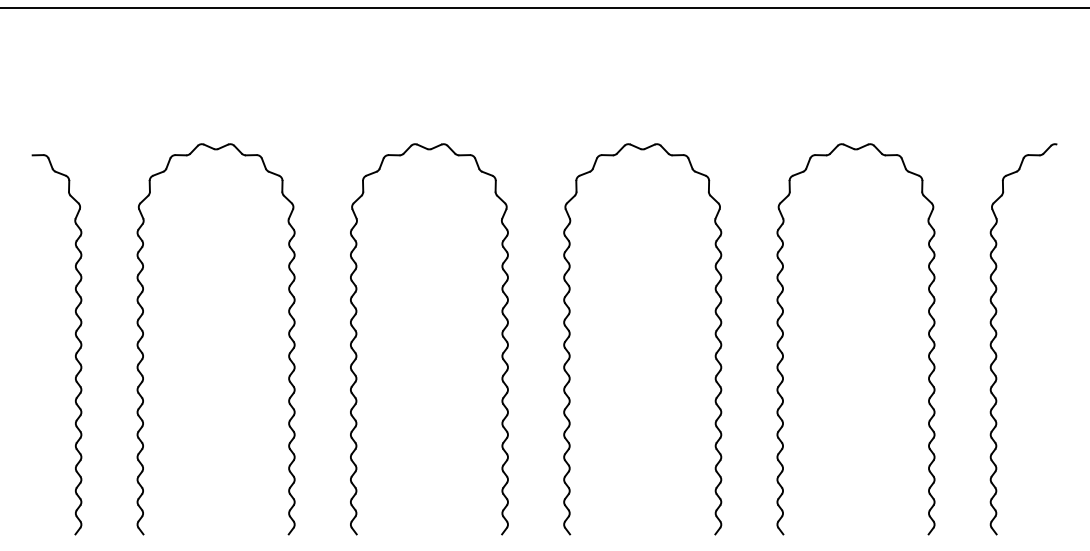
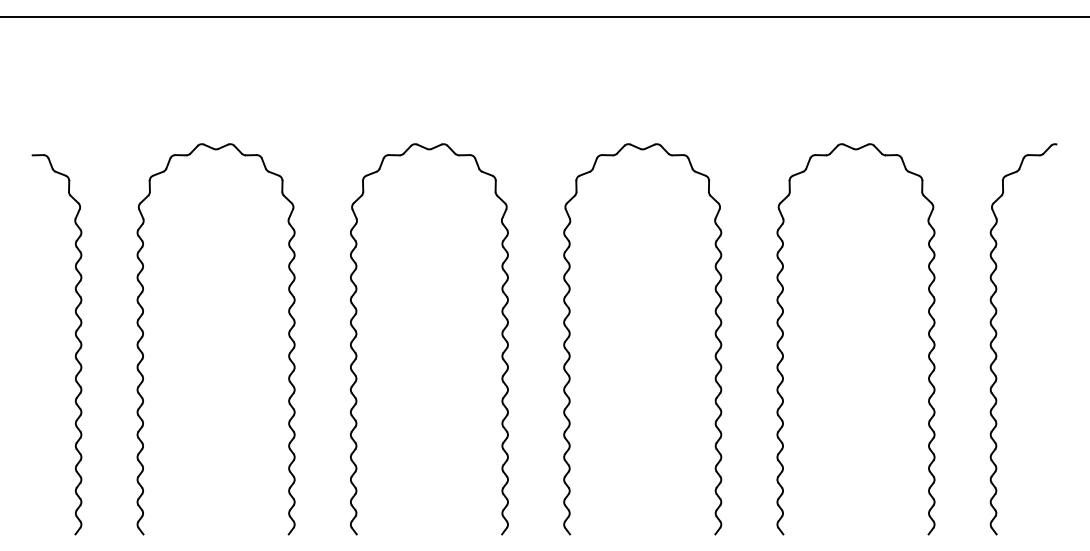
line position: (544, 7) -> (544, 16) (544, 16)
